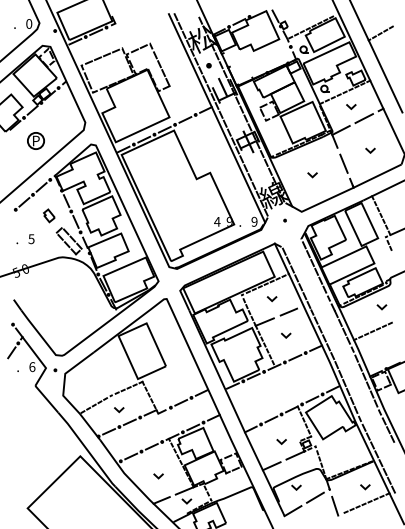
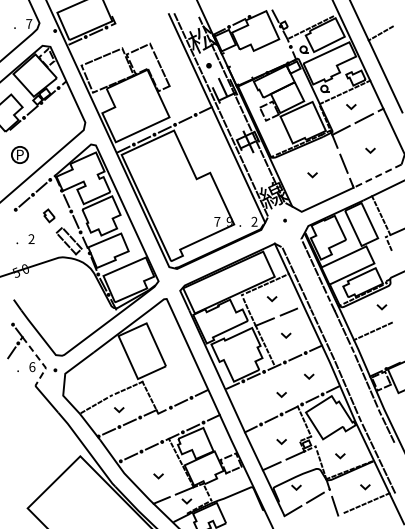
text: 0 -> 7 (29, 23)
part position: (35, 140) -> (19, 154) (19, 154)
line: solid -> dashed (377, 176)
text: 4 -> 7 (217, 221)
text: 9 -> 2 (254, 221)
text: 5 -> 2 (31, 239)
line: solid -> dashed (41, 361)
line: none -> present (308, 376)
line: none -> present (280, 394)
line: none -> present (340, 456)
